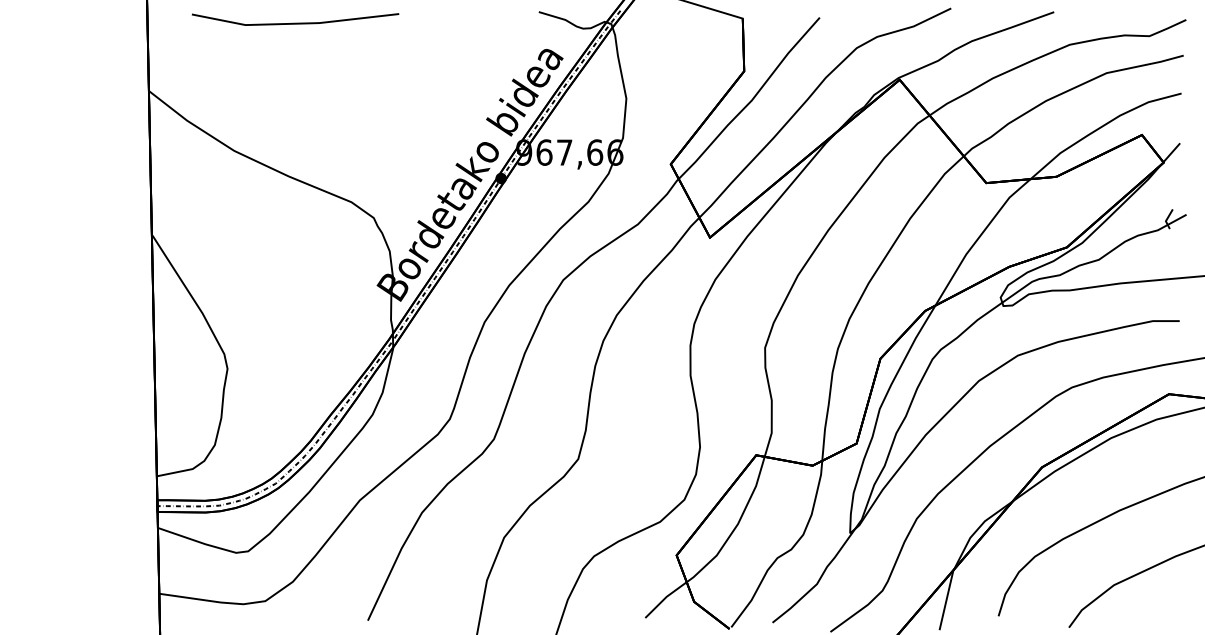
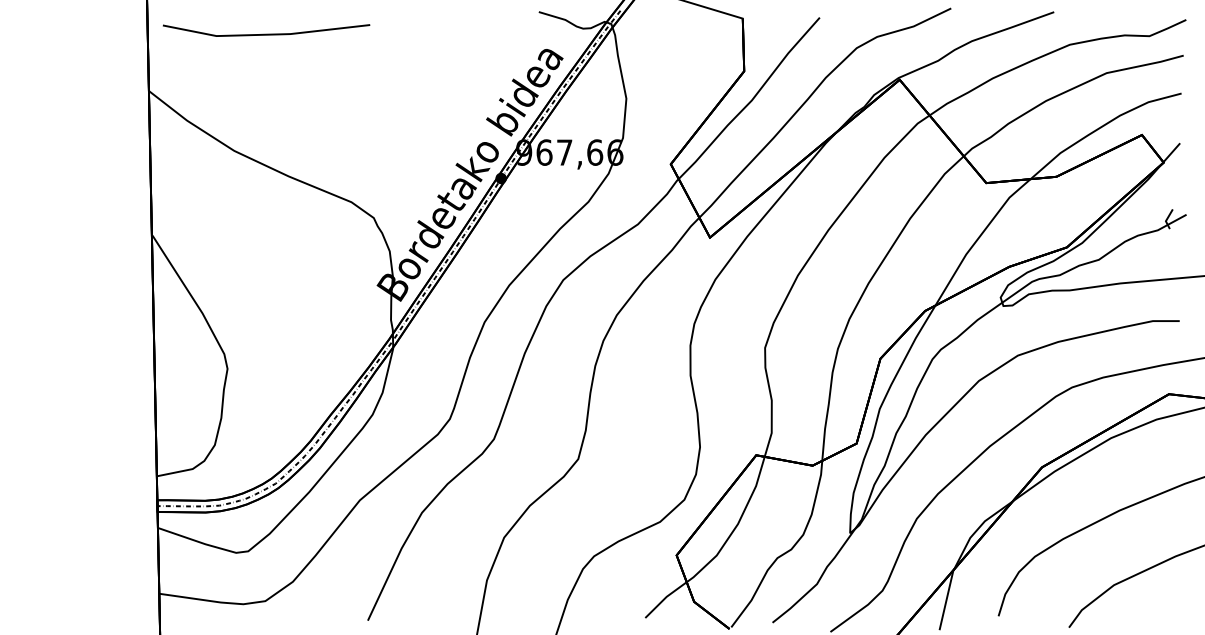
line position: (295, 22) -> (266, 33) (266, 33)
